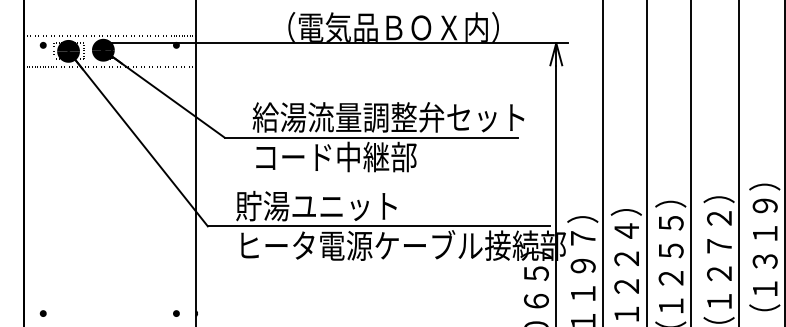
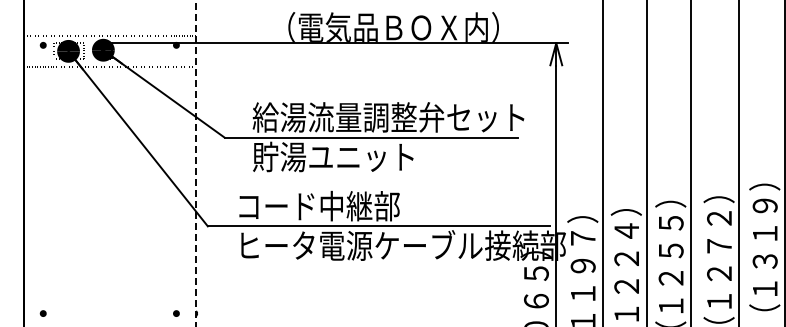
text: コード中継部 -> 貯湯ユニット (334, 156)
line: solid -> dashed (195, 163)
text: 貯湯ユニット -> コード中継部 (317, 205)
